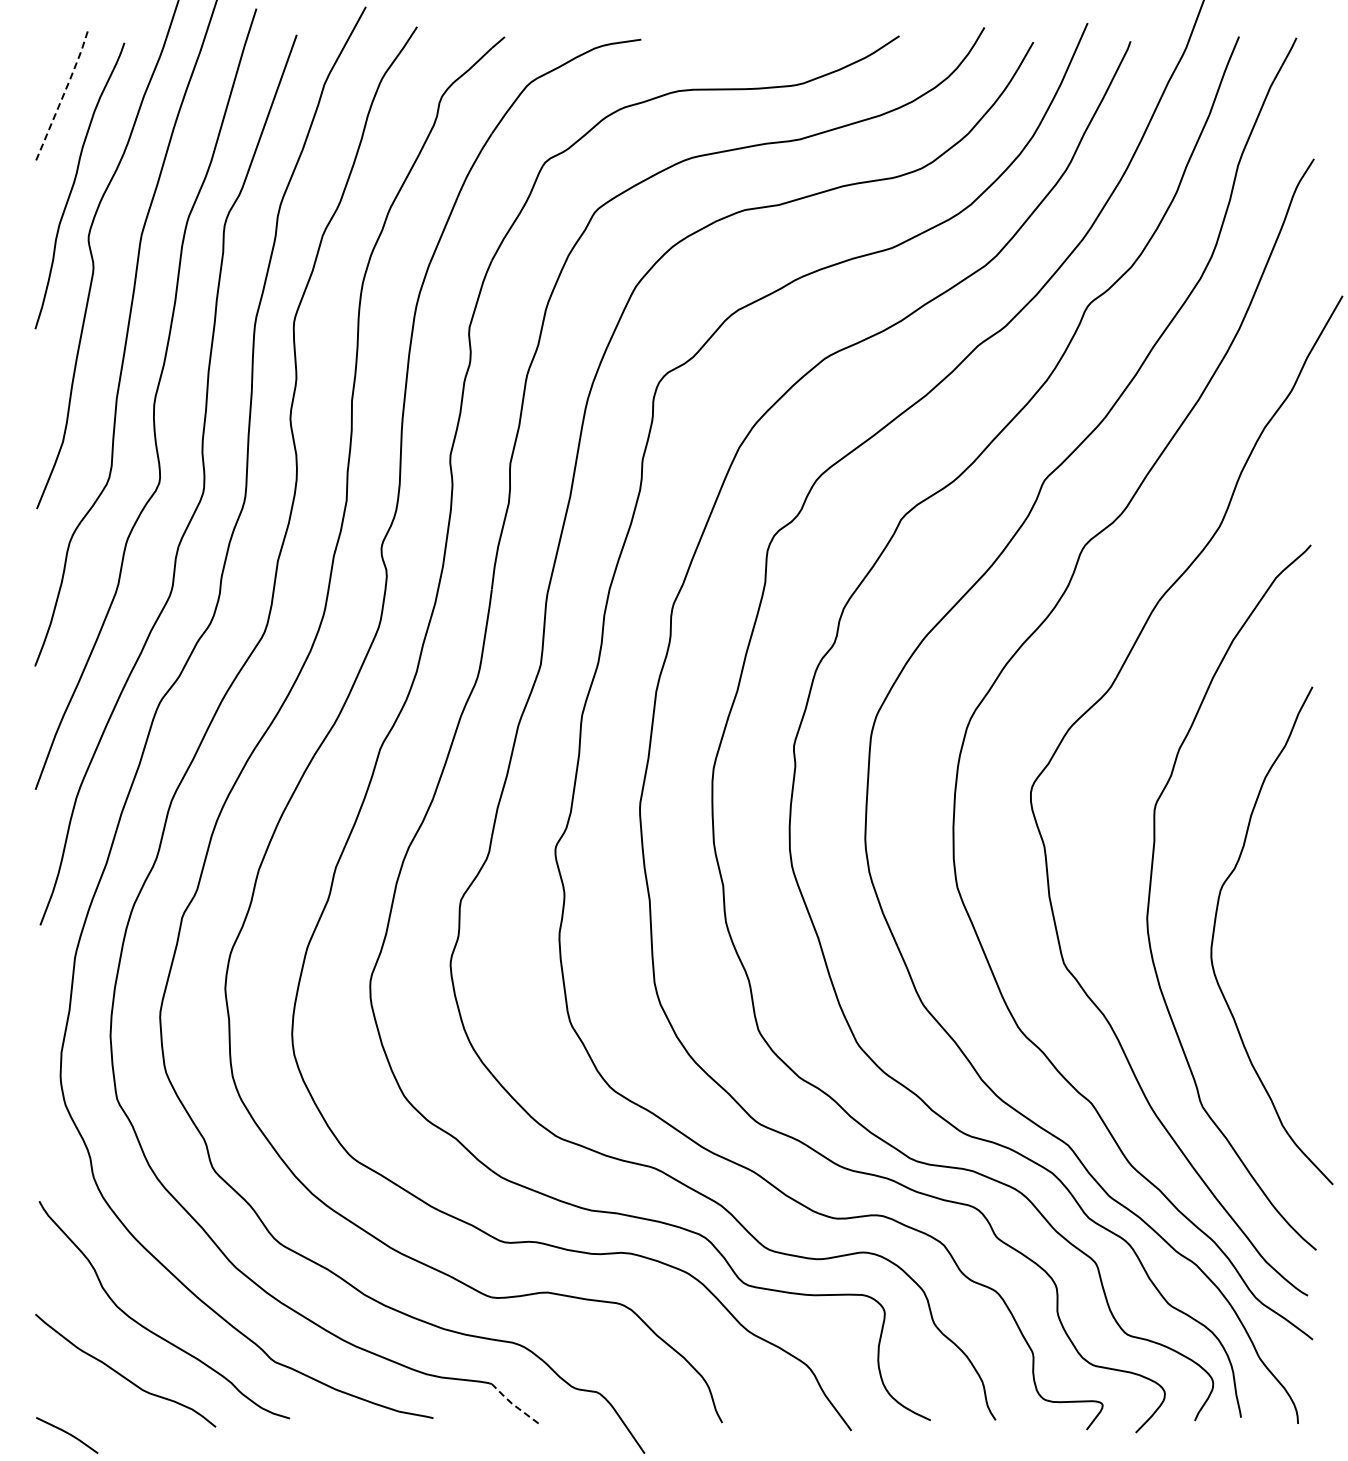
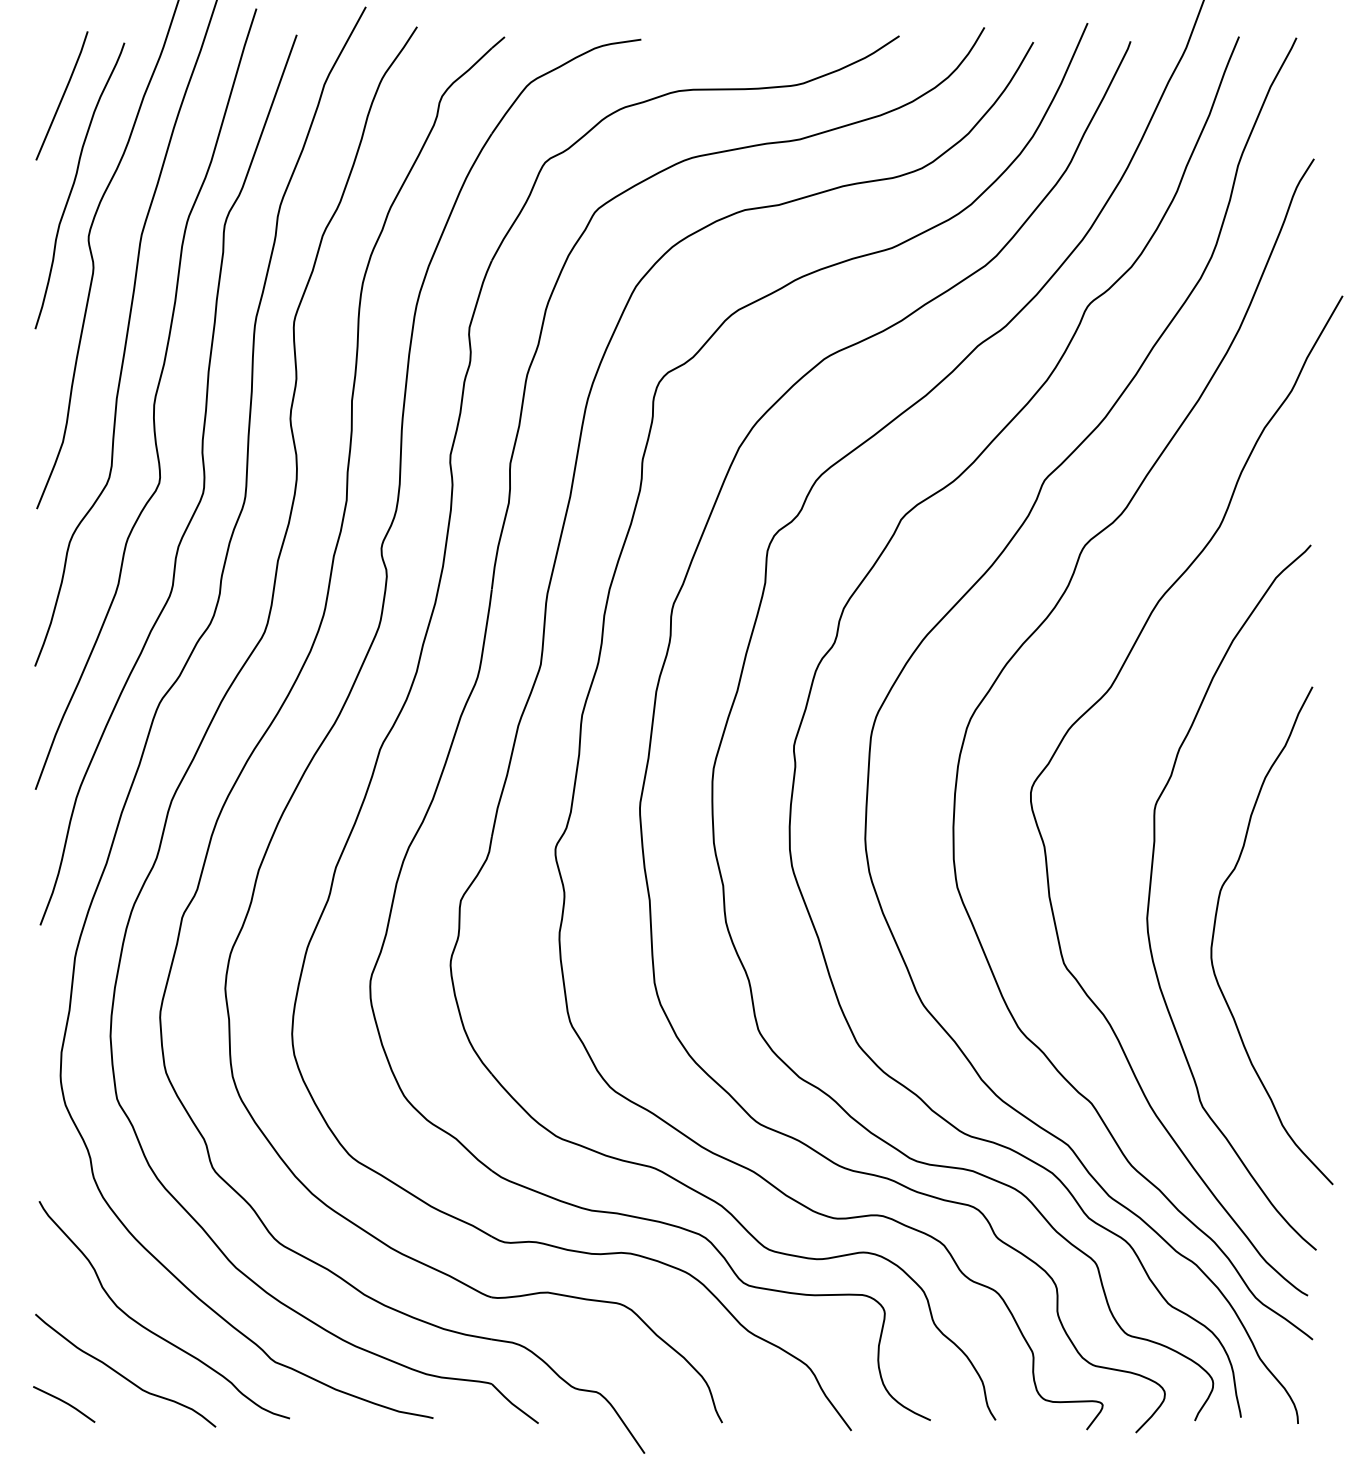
line: dashed -> solid (63, 95)
line: dashed -> solid (512, 1404)
line position: (67, 1434) -> (64, 1403) (64, 1403)
